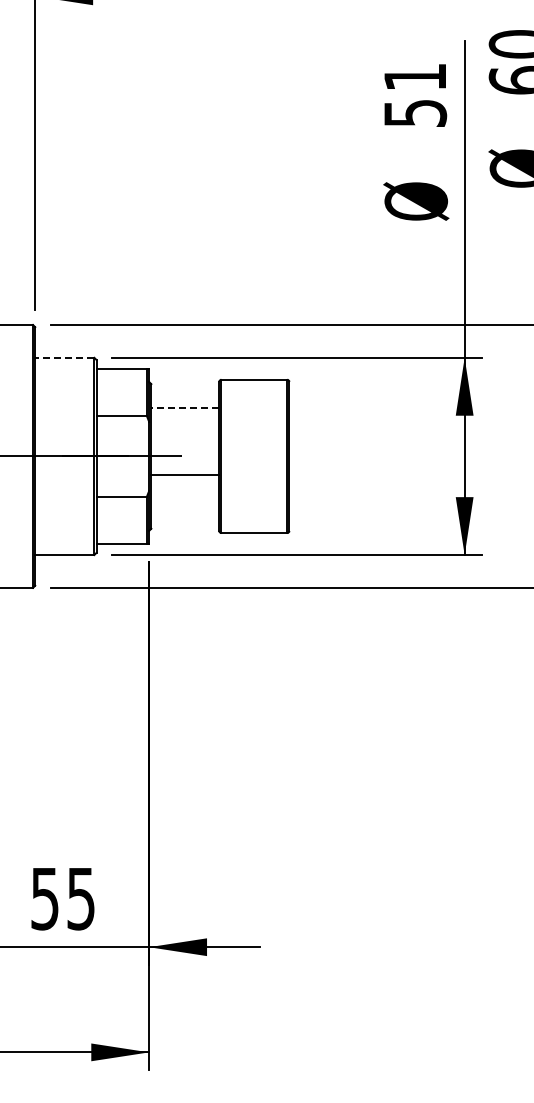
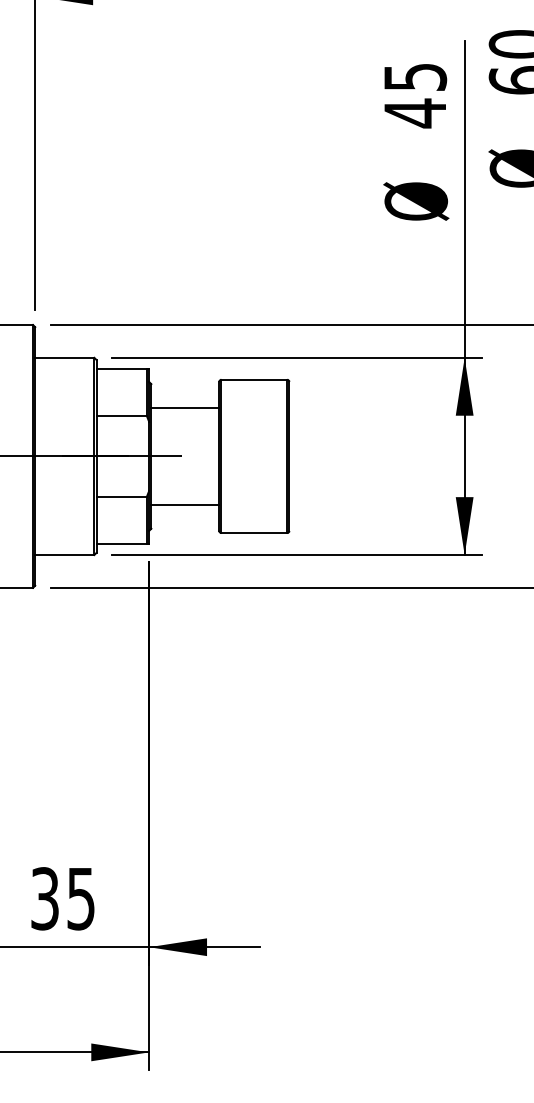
text: 51 -> 45 (415, 96)
line: dashed -> solid (64, 357)
line: dashed -> solid (185, 408)
line position: (185, 474) -> (185, 504) (185, 504)
text: 55 -> 35 (45, 898)
